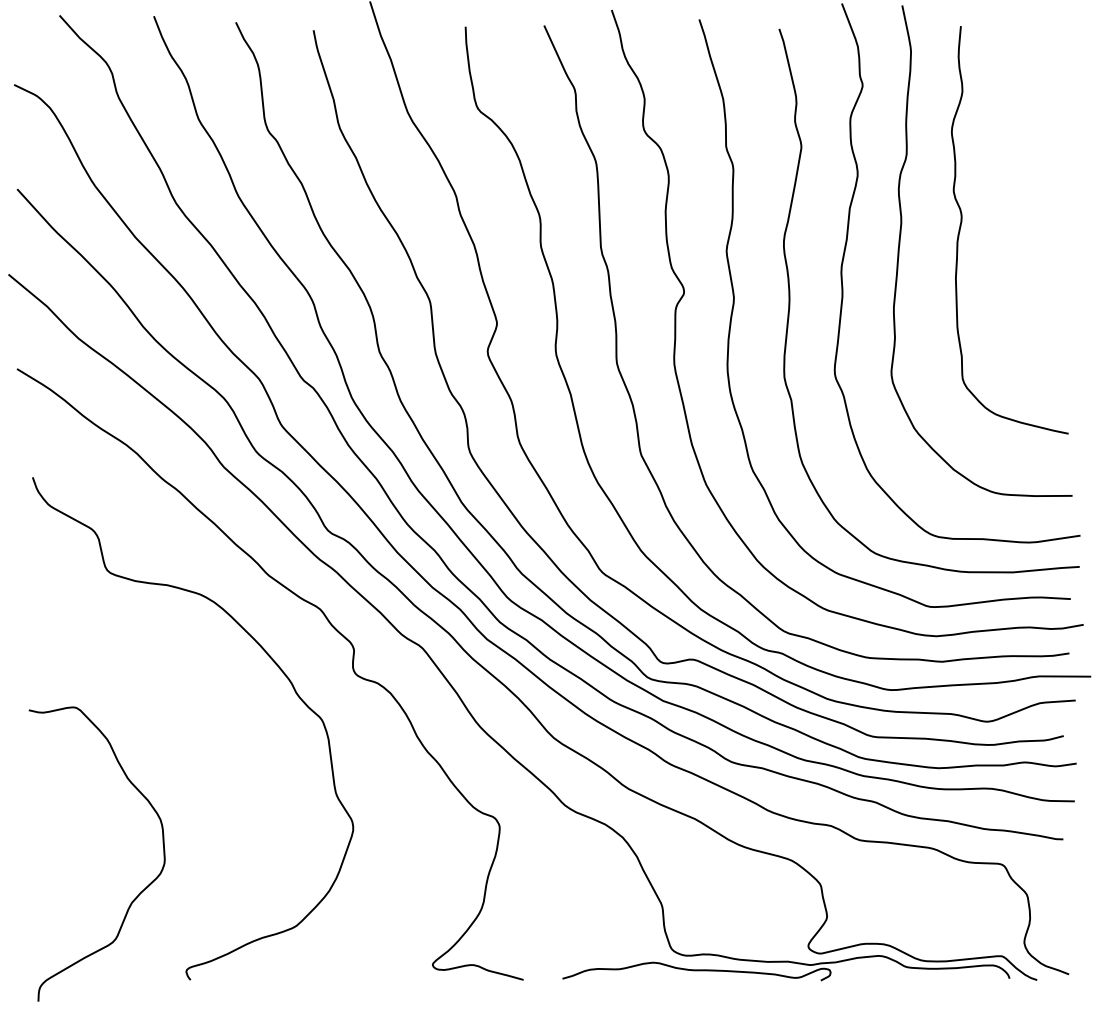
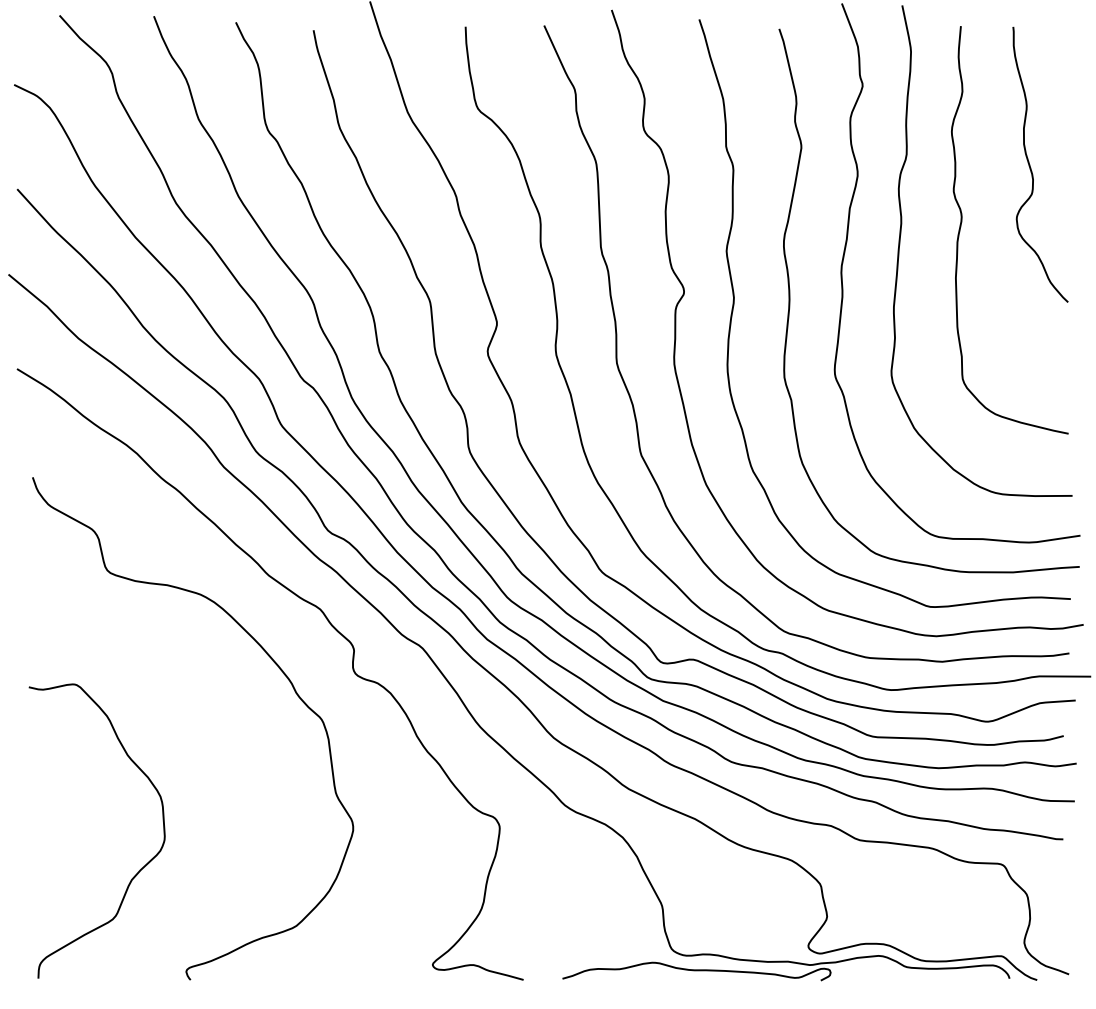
curve: none -> present (1031, 167)
curve position: (139, 892) -> (139, 869) (139, 869)
